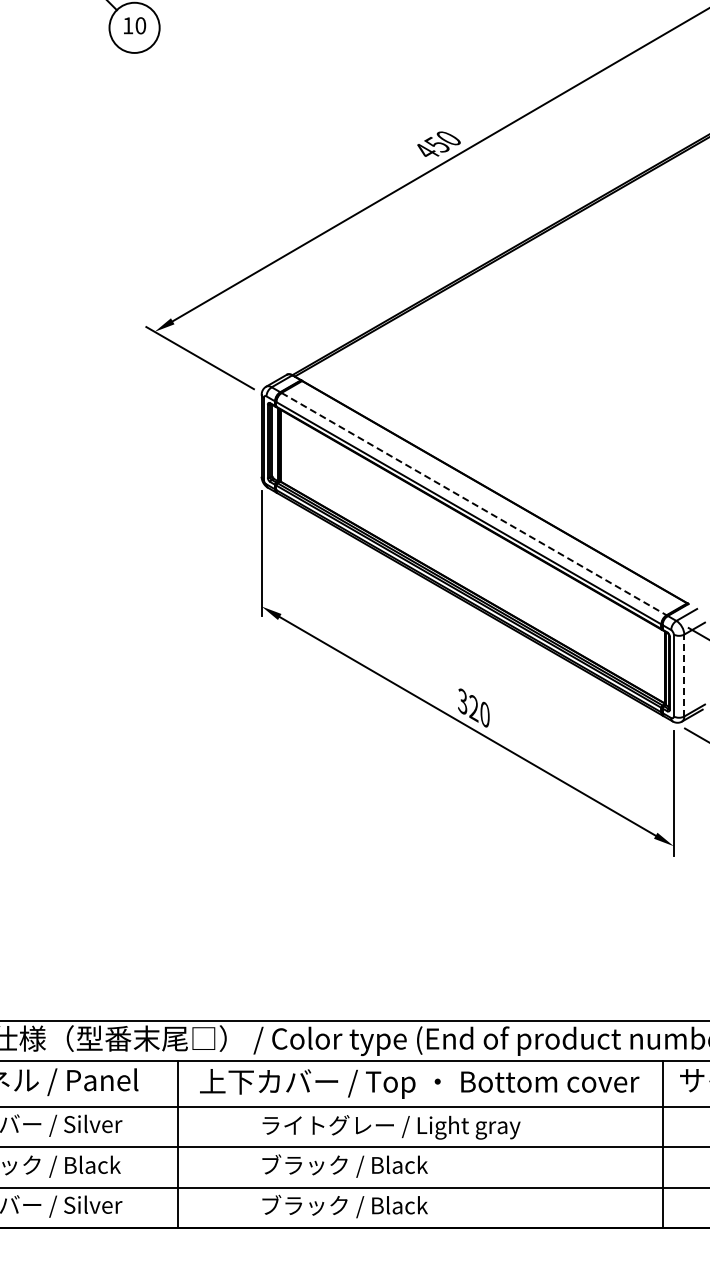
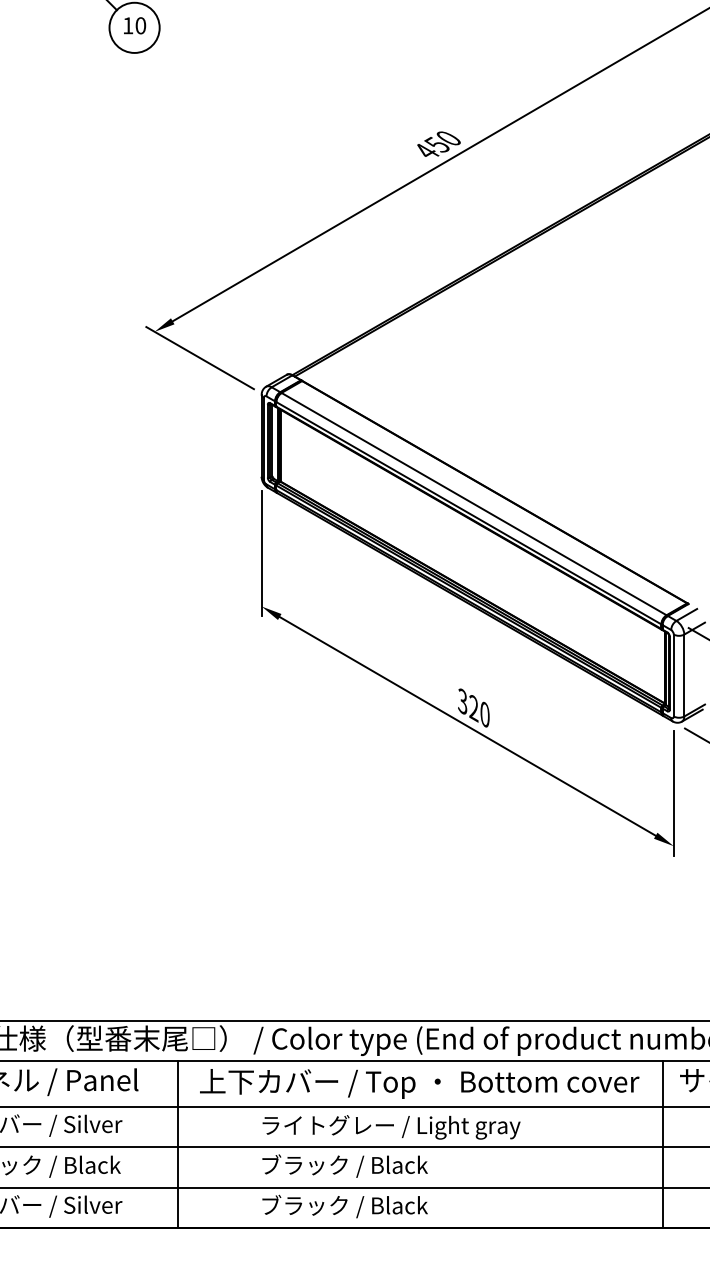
line: dashed -> solid (474, 504)
line: dashed -> solid (684, 675)
